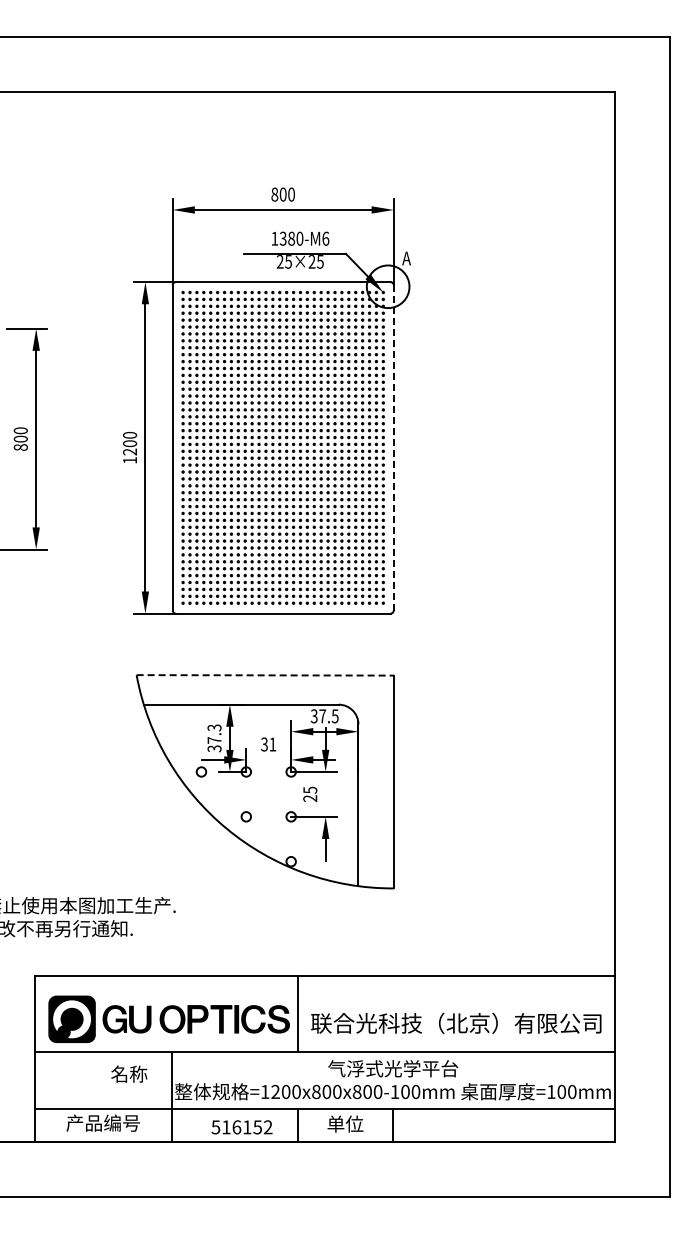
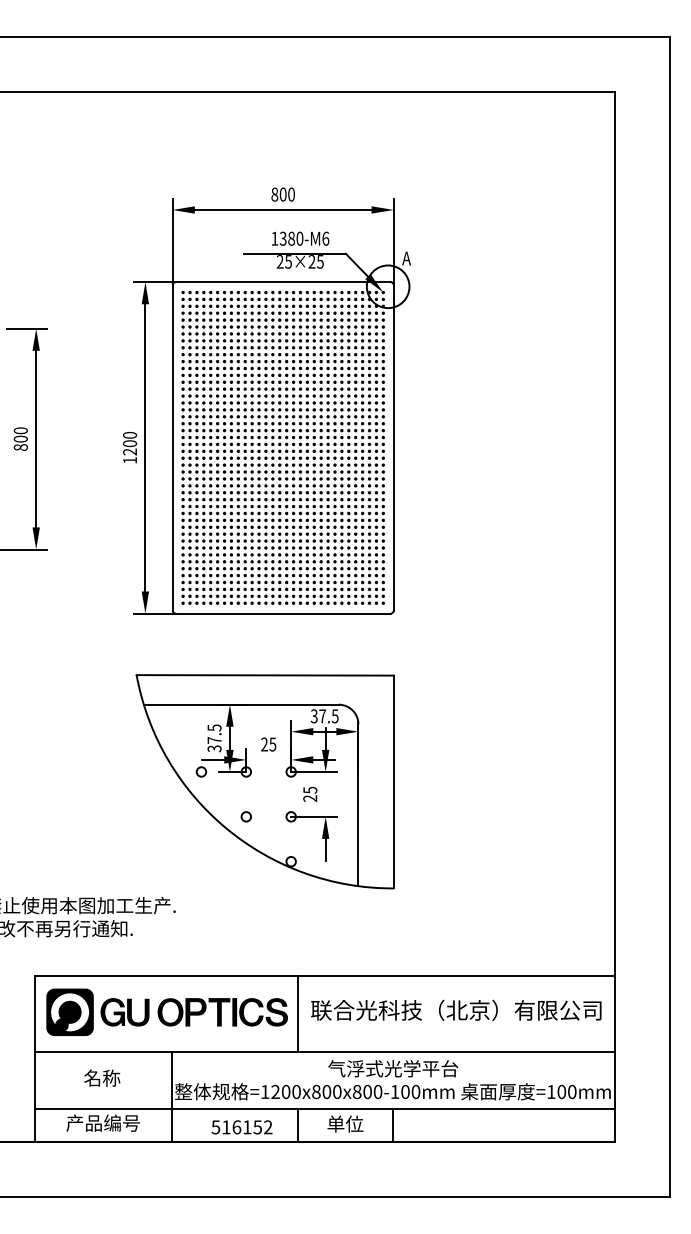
line: dashed -> solid (393, 447)
line: dashed -> solid (265, 675)
text: 37.3 -> 37.5 (213, 727)
text: 31 -> 25 (268, 744)
part position: (168, 1018) -> (166, 1011) (166, 1011)
text position: (456, 1022) -> (456, 1009) (456, 1009)
text position: (129, 1073) -> (102, 1077) (102, 1077)
